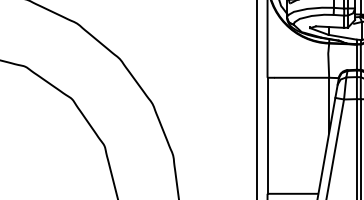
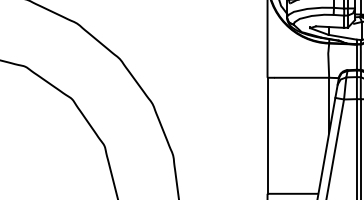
line: present -> none (256, 99)
